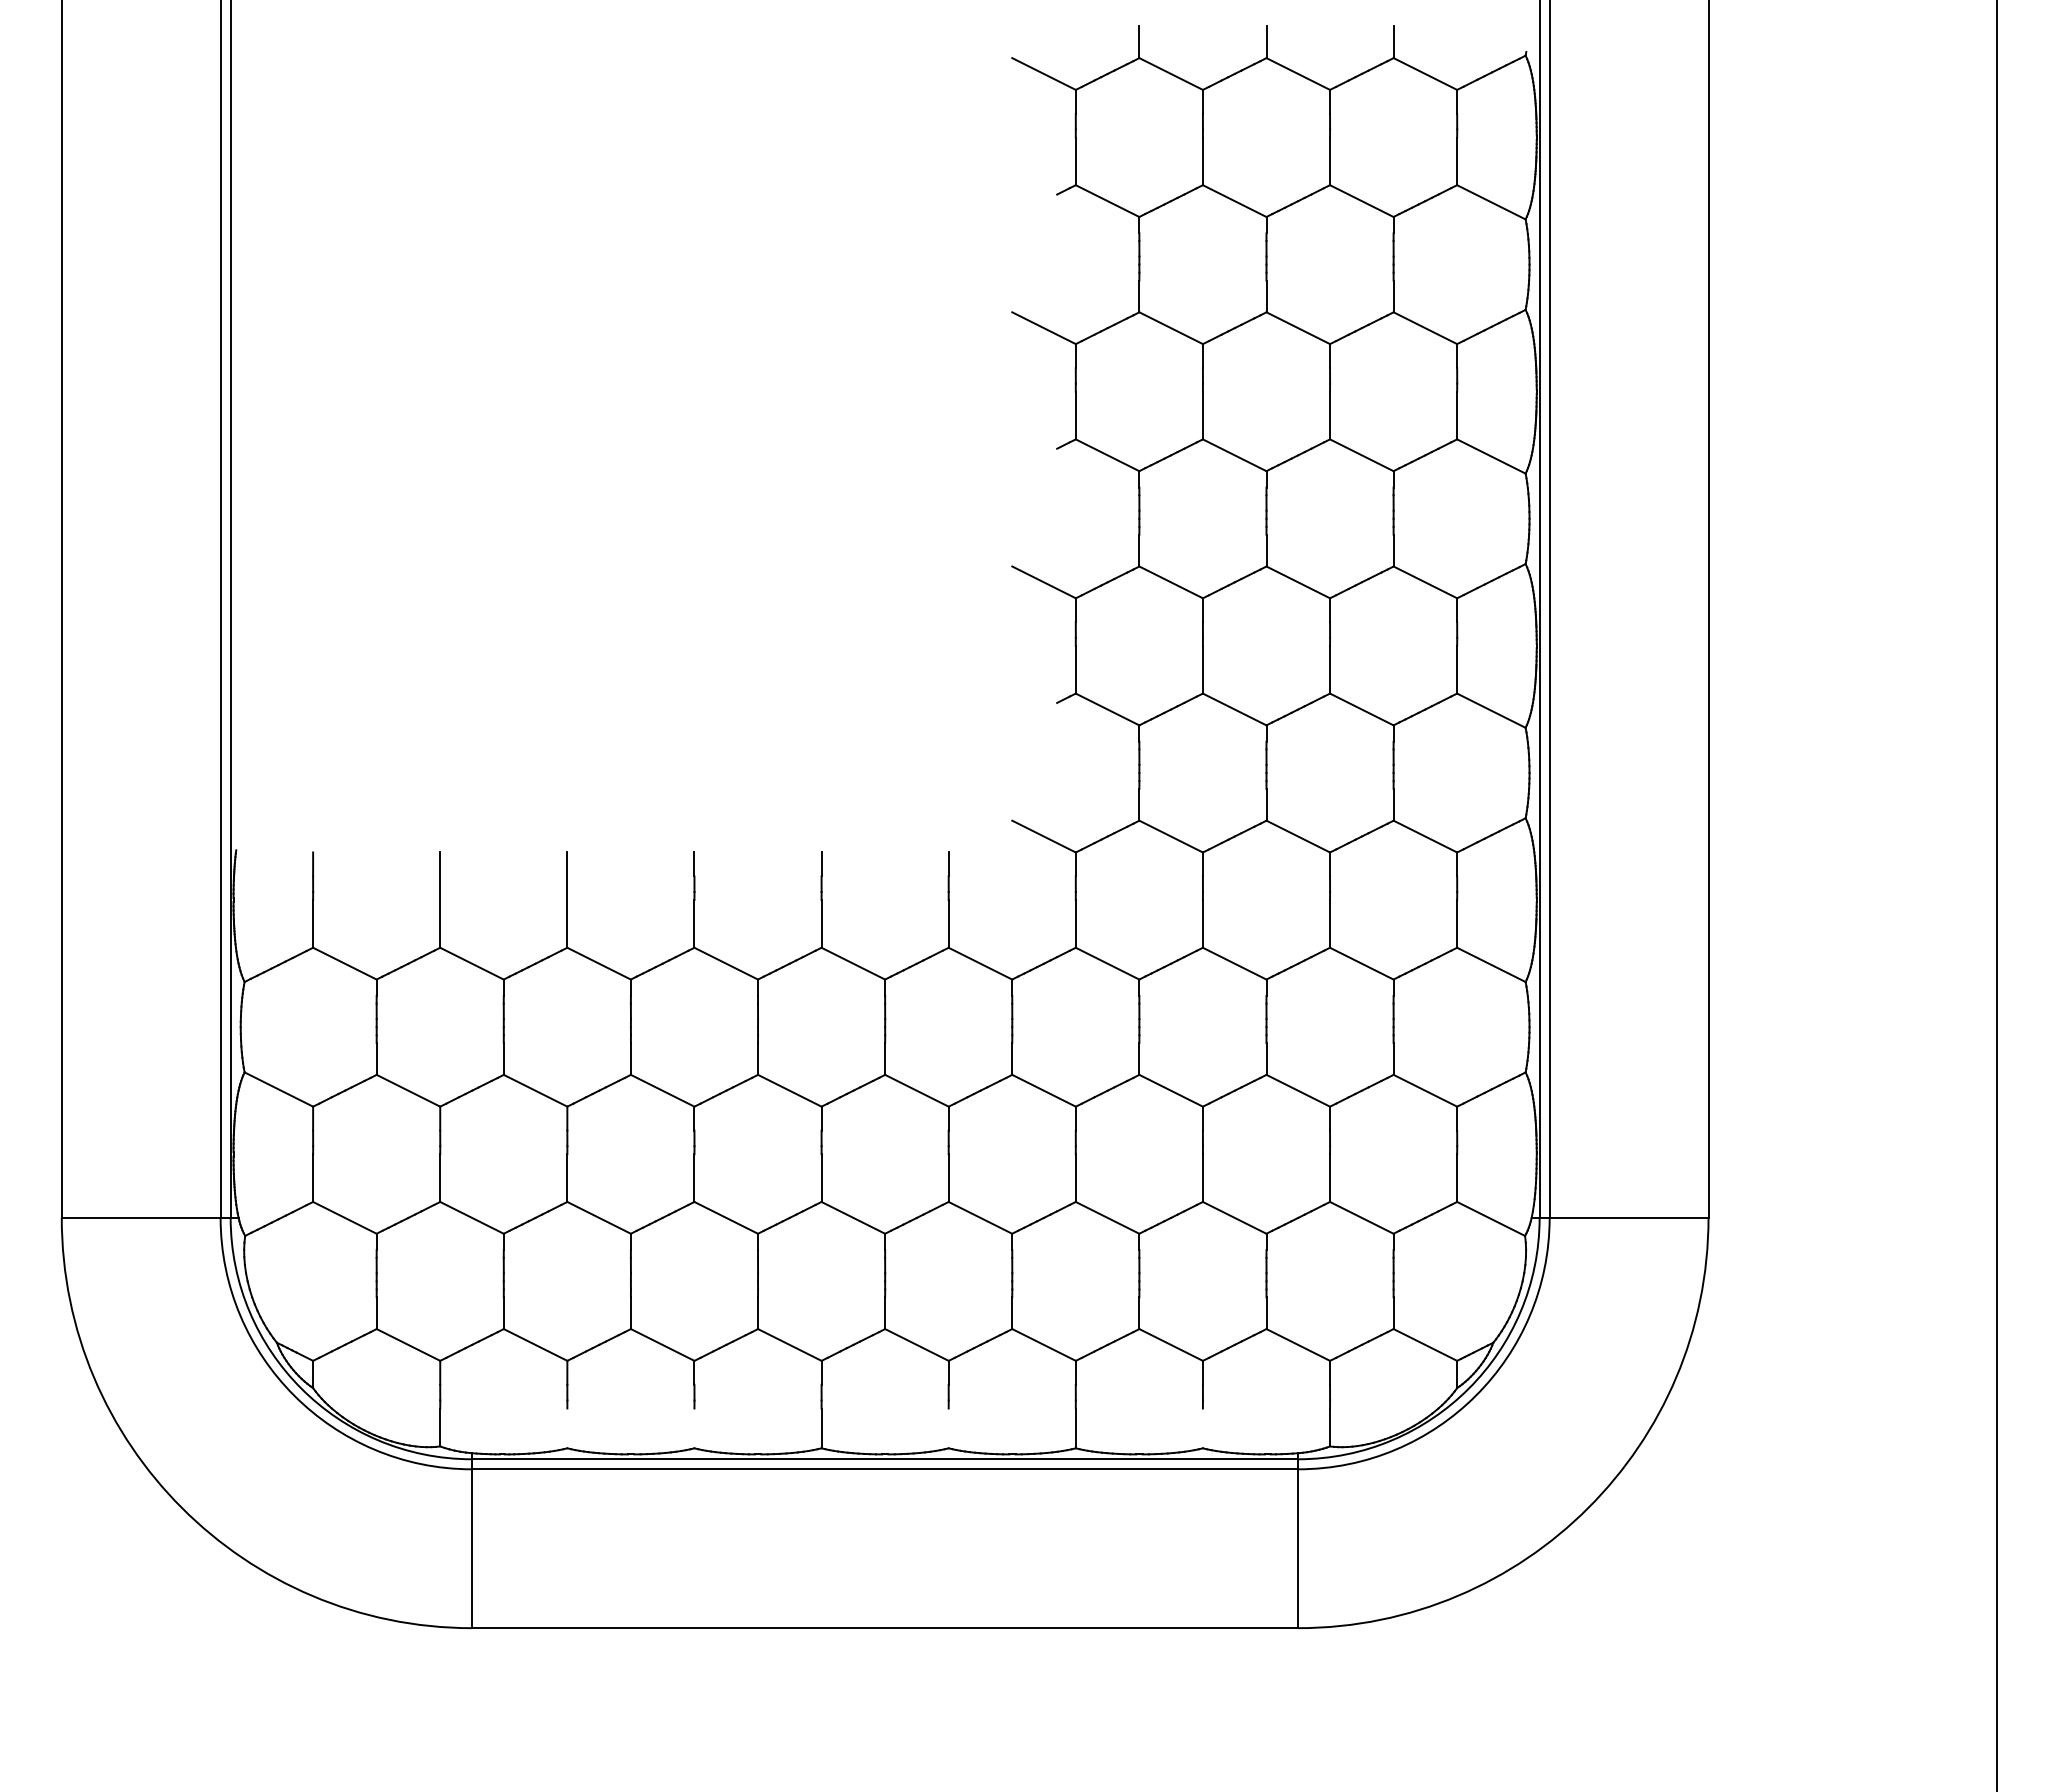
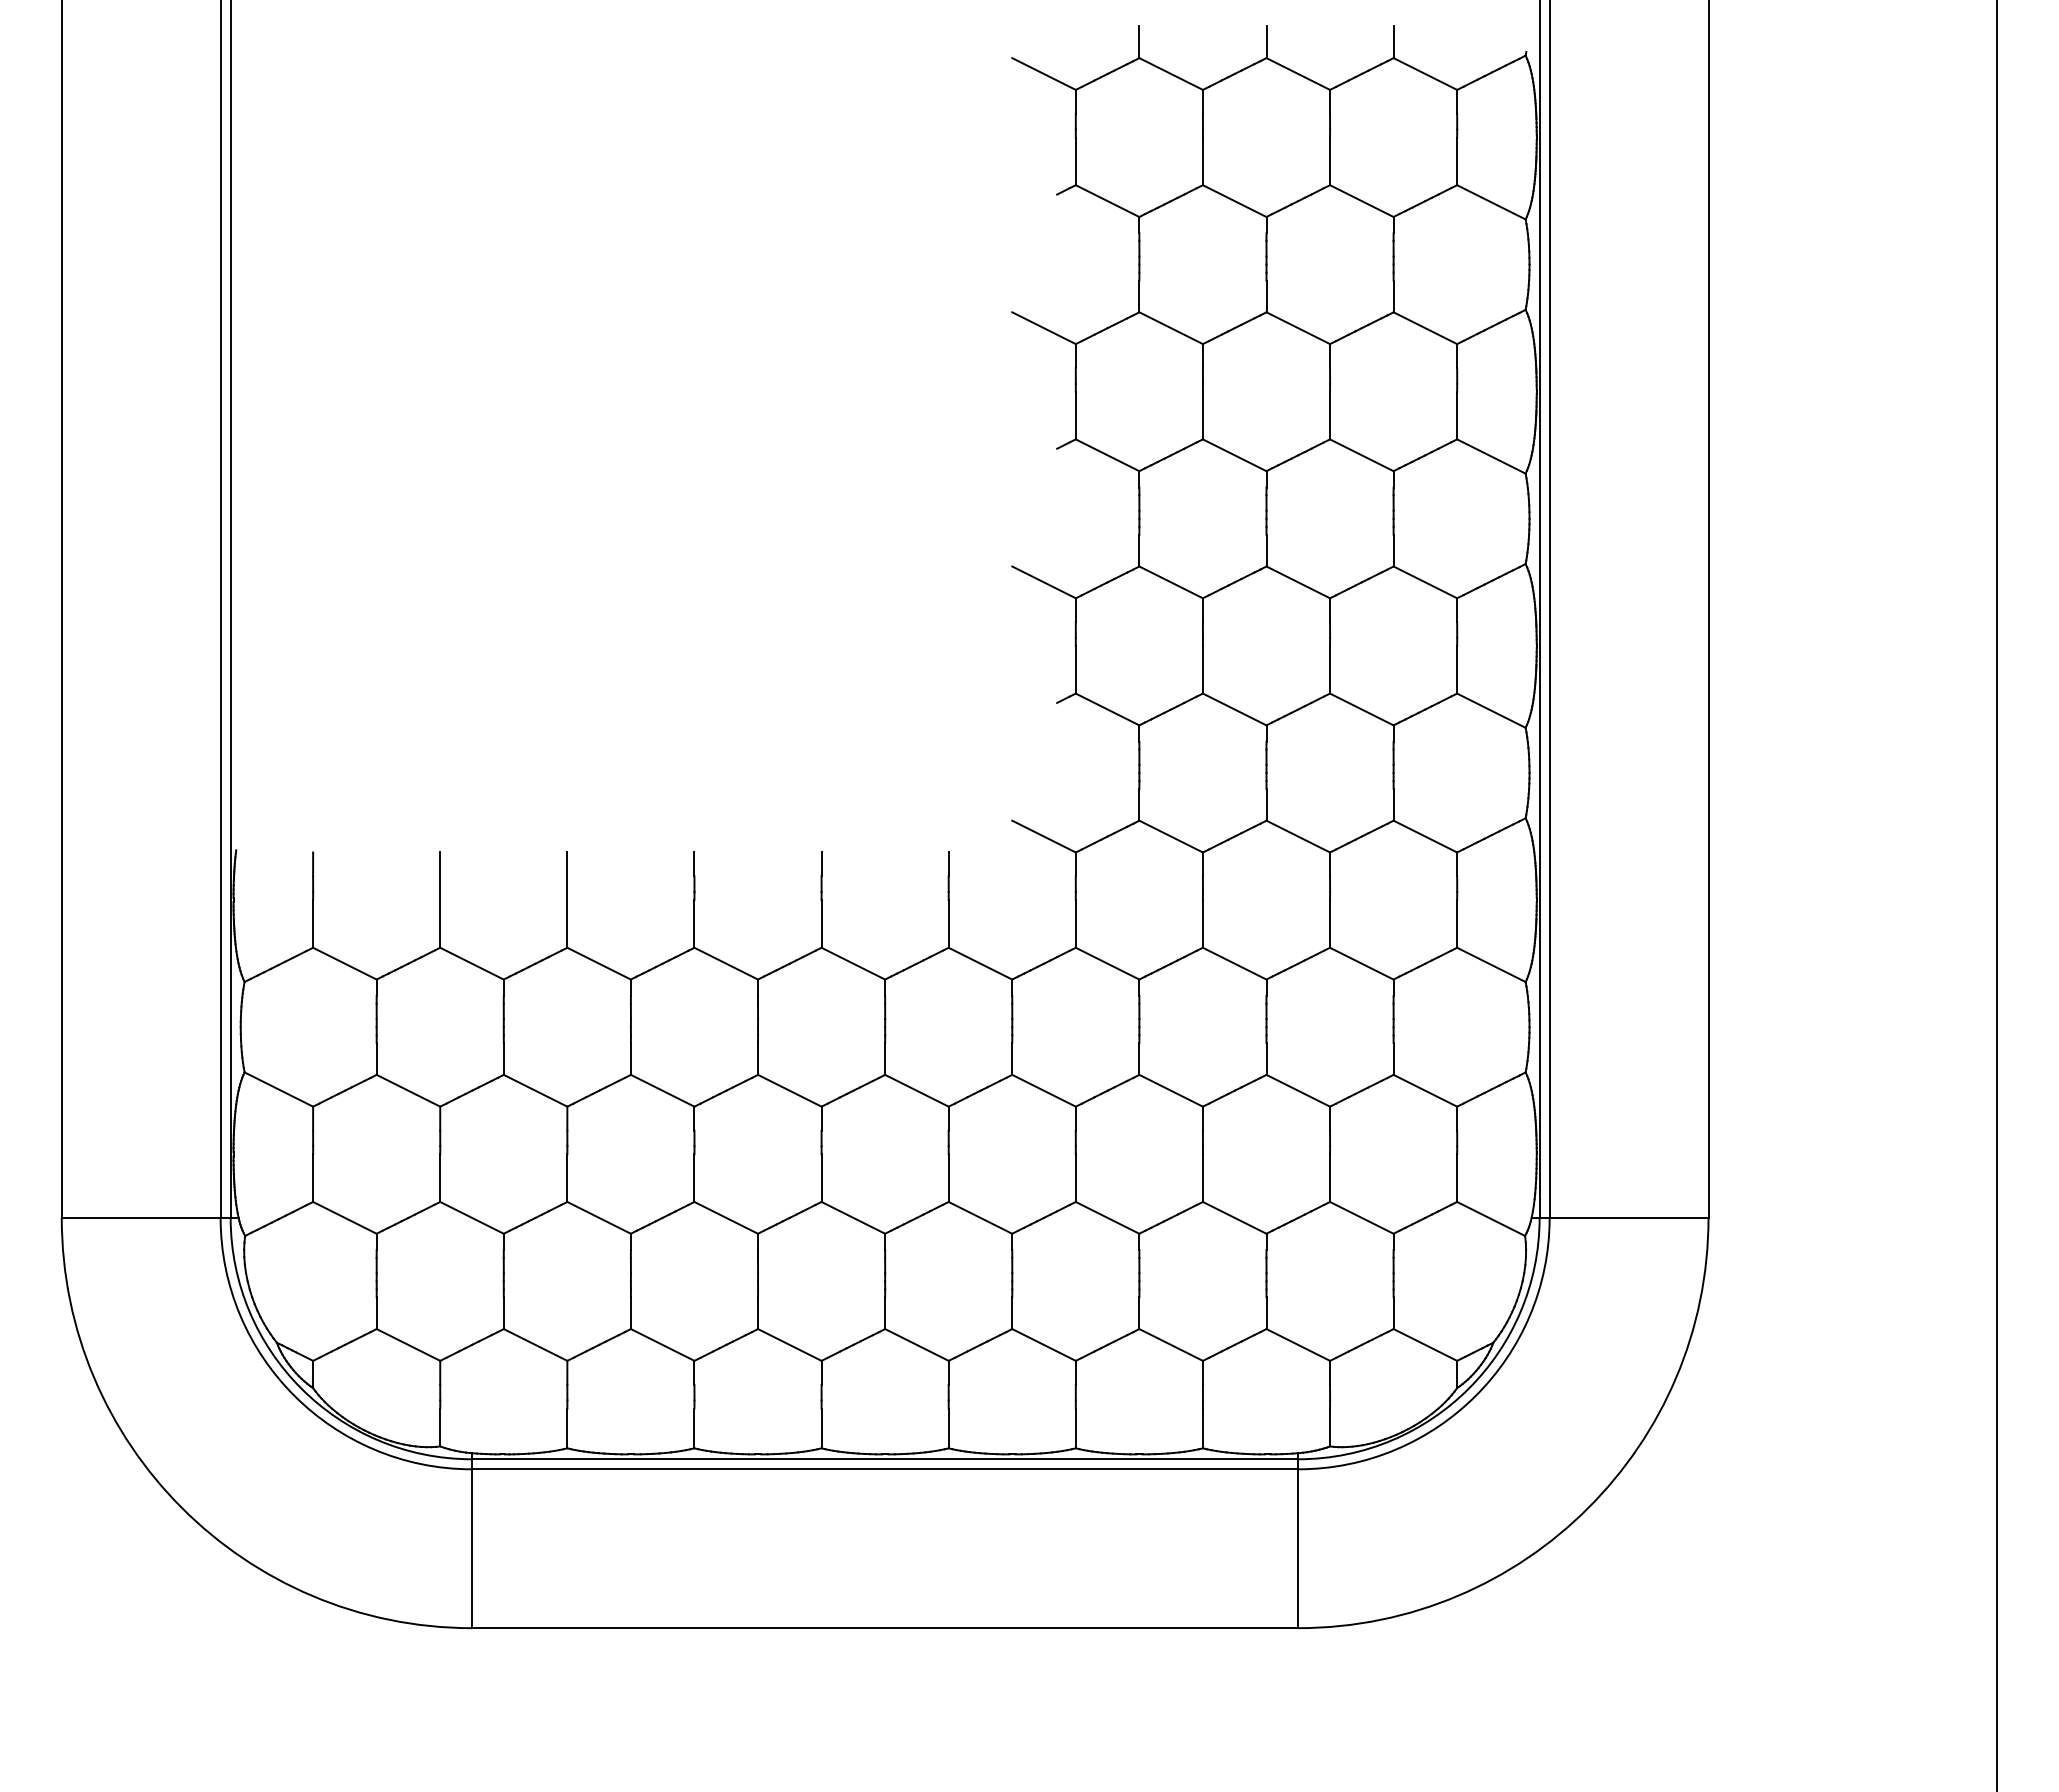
line: none -> present (567, 1428)
line: none -> present (694, 1428)
line: none -> present (948, 1428)
line: none -> present (1202, 1428)
